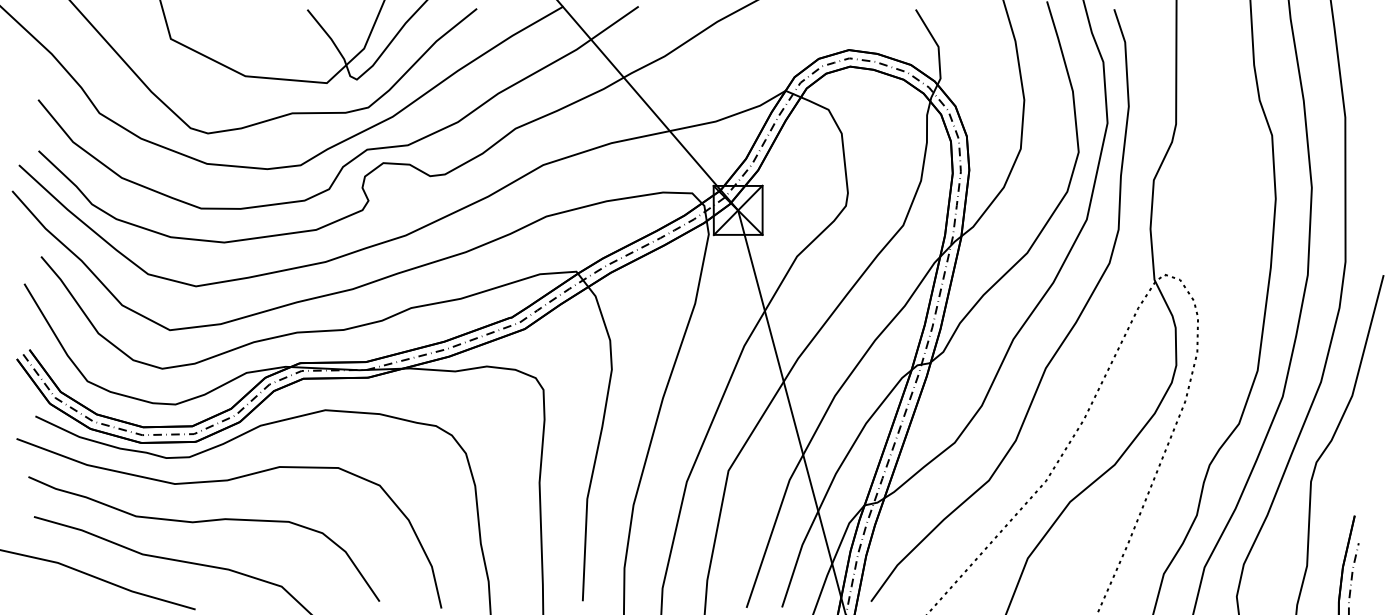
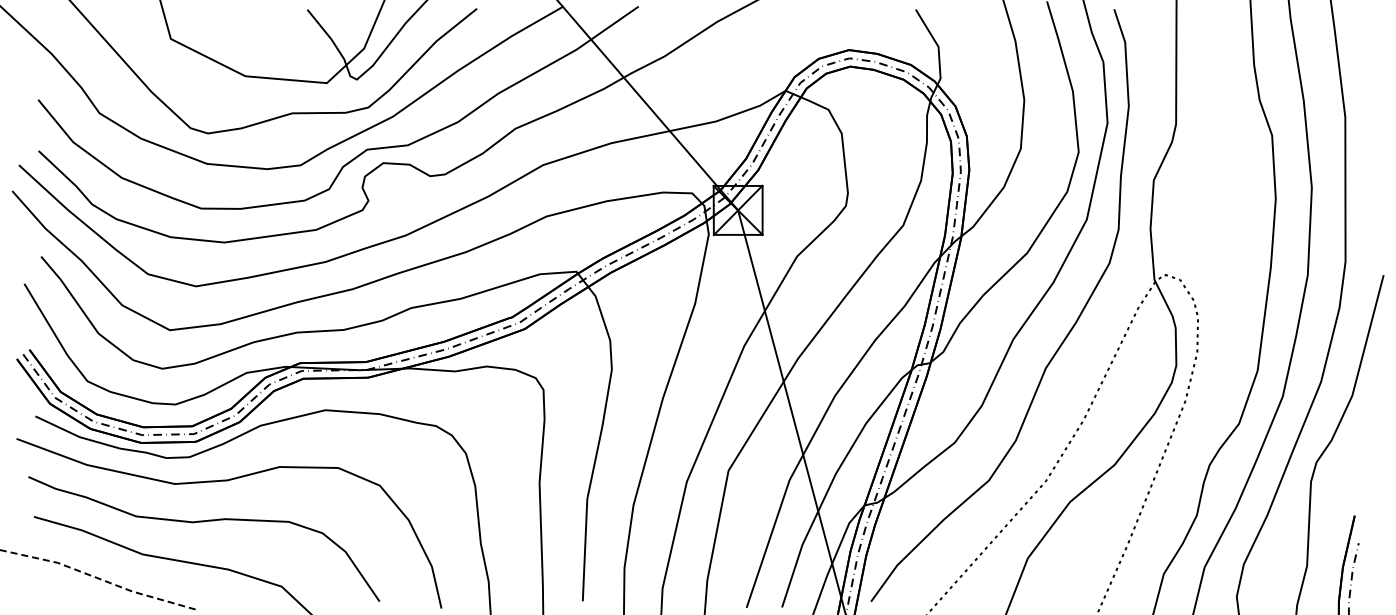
line: solid -> dashed (97, 578)
